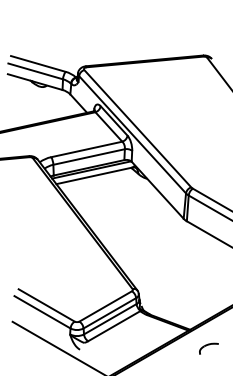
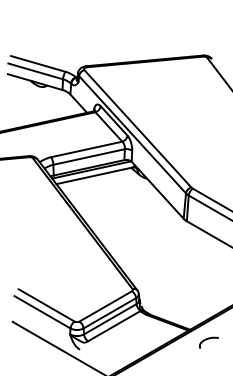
part position: (208, 348) -> (208, 342) (208, 342)
